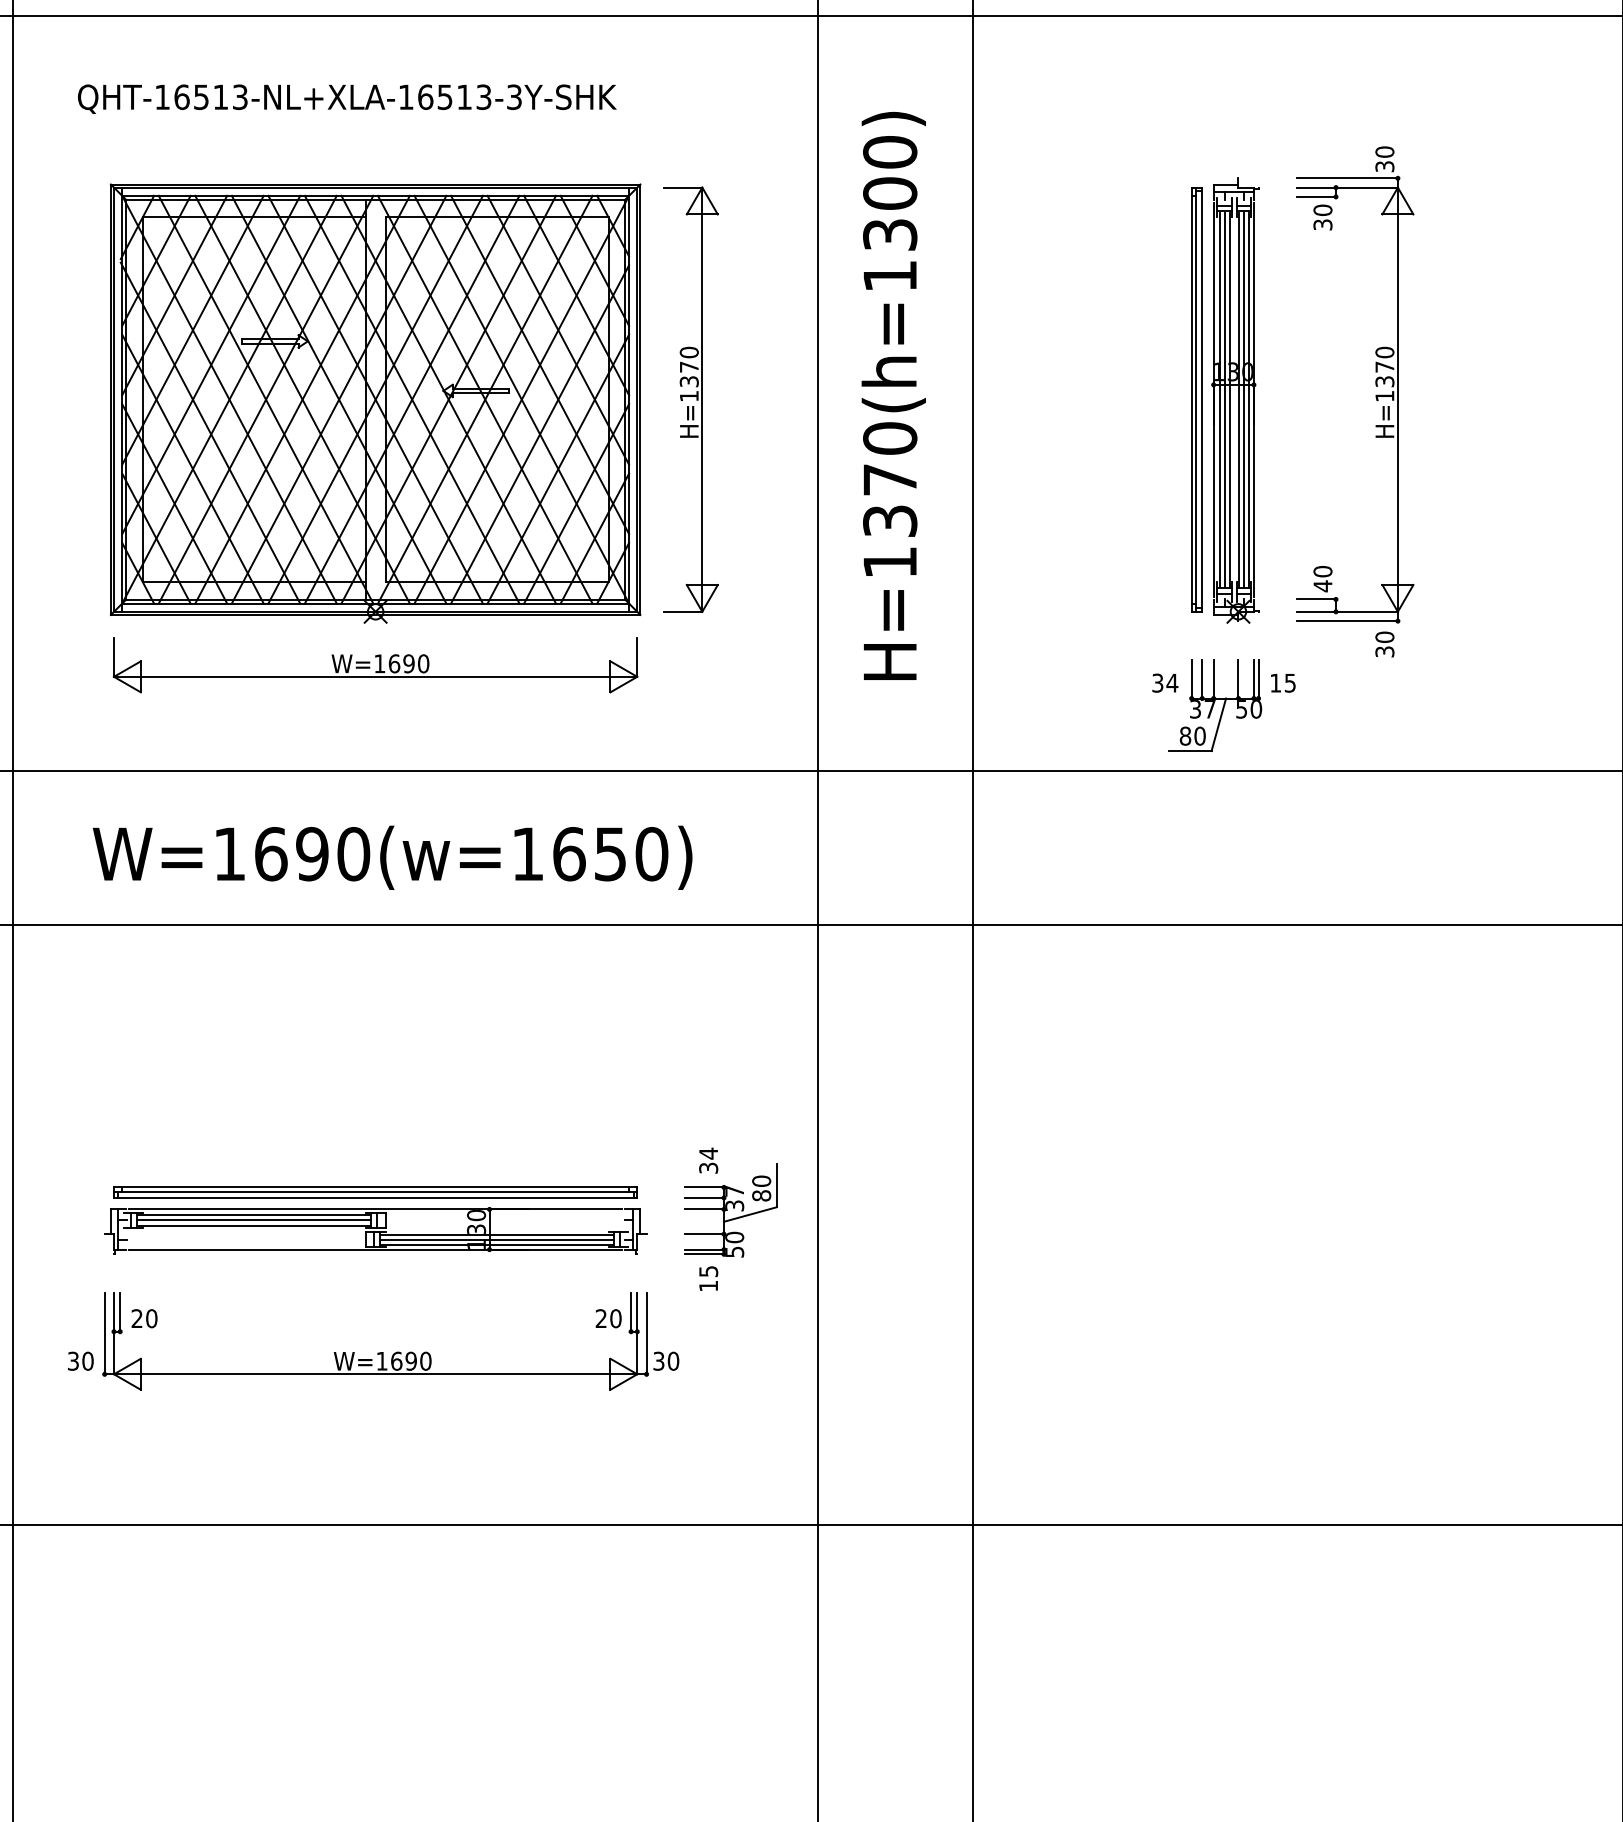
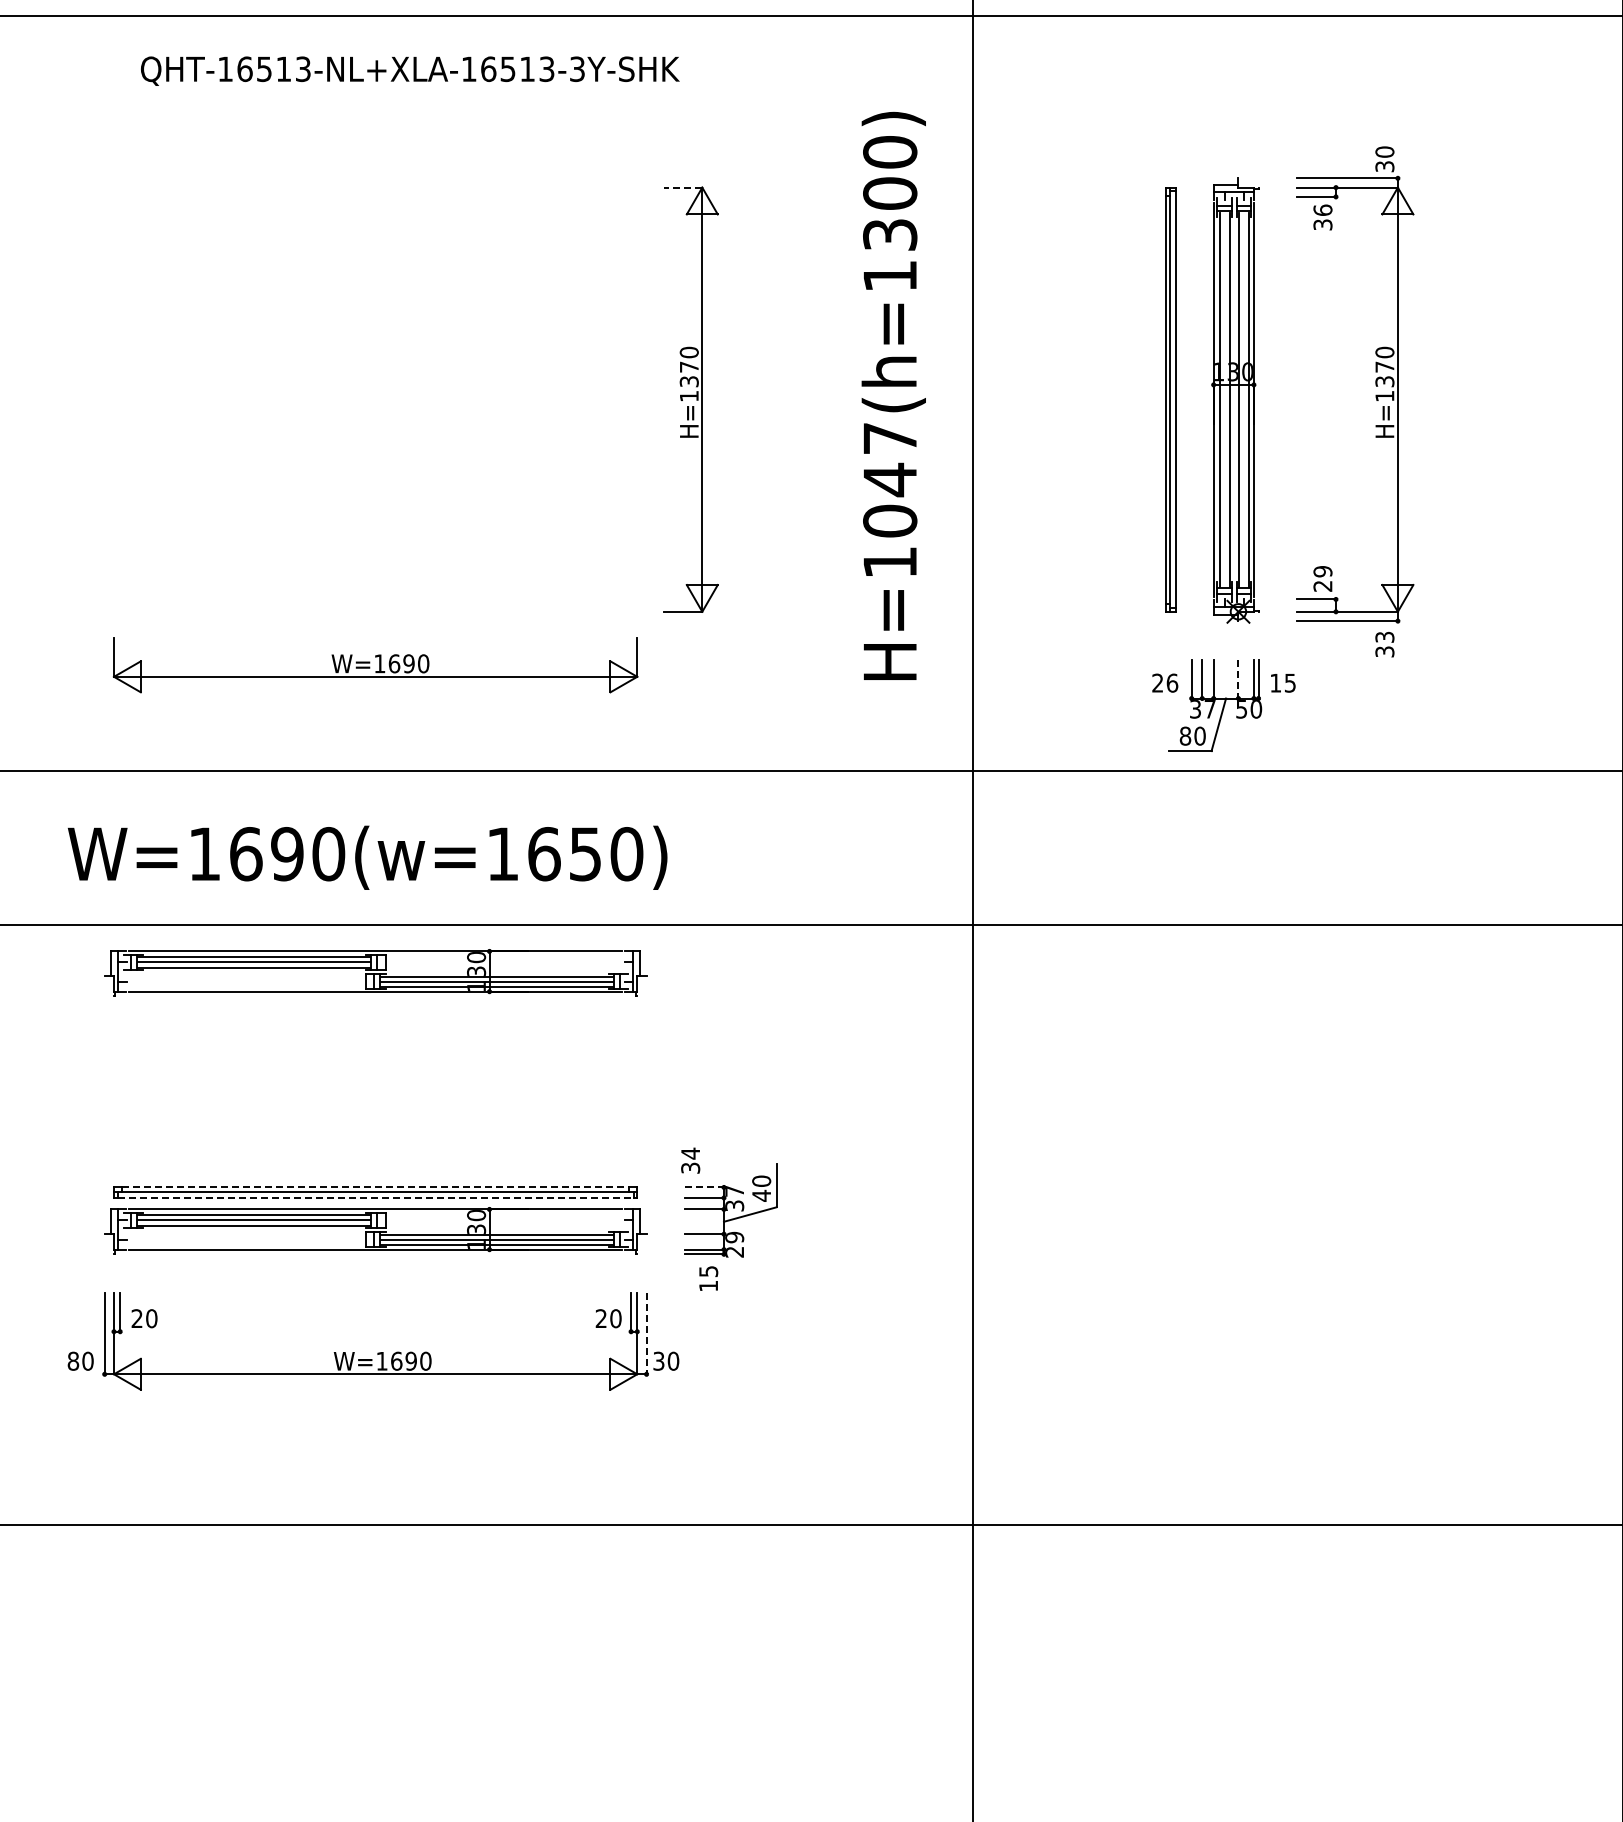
text position: (347, 98) -> (410, 70) (410, 70)
line: solid -> dashed (682, 187)
text: 30 -> 36 (1322, 209)
part position: (1196, 399) -> (1170, 399) (1170, 399)
line: present -> none (1224, 399)
line: present -> none (1243, 399)
part: present -> none (375, 403)
text: H=1370(h=1300) -> H=1047(h=1300) (890, 479)
text: 40 -> 29 (1322, 579)
text: 30 -> 33 (1384, 636)
line: solid -> dashed (1238, 679)
text: 34 -> 26 (1165, 682)
text position: (392, 857) -> (367, 857) (367, 857)
line: present -> none (12, 910)
line: present -> none (817, 910)
part: none -> present (375, 972)
text position: (708, 1160) -> (690, 1160) (690, 1160)
line: solid -> dashed (376, 1187)
line: solid -> dashed (705, 1187)
text: 80 -> 40 (761, 1195)
line: solid -> dashed (376, 1197)
text: 50 -> 29 (734, 1244)
line: solid -> dashed (646, 1333)
text: 30 -> 80 (73, 1360)
